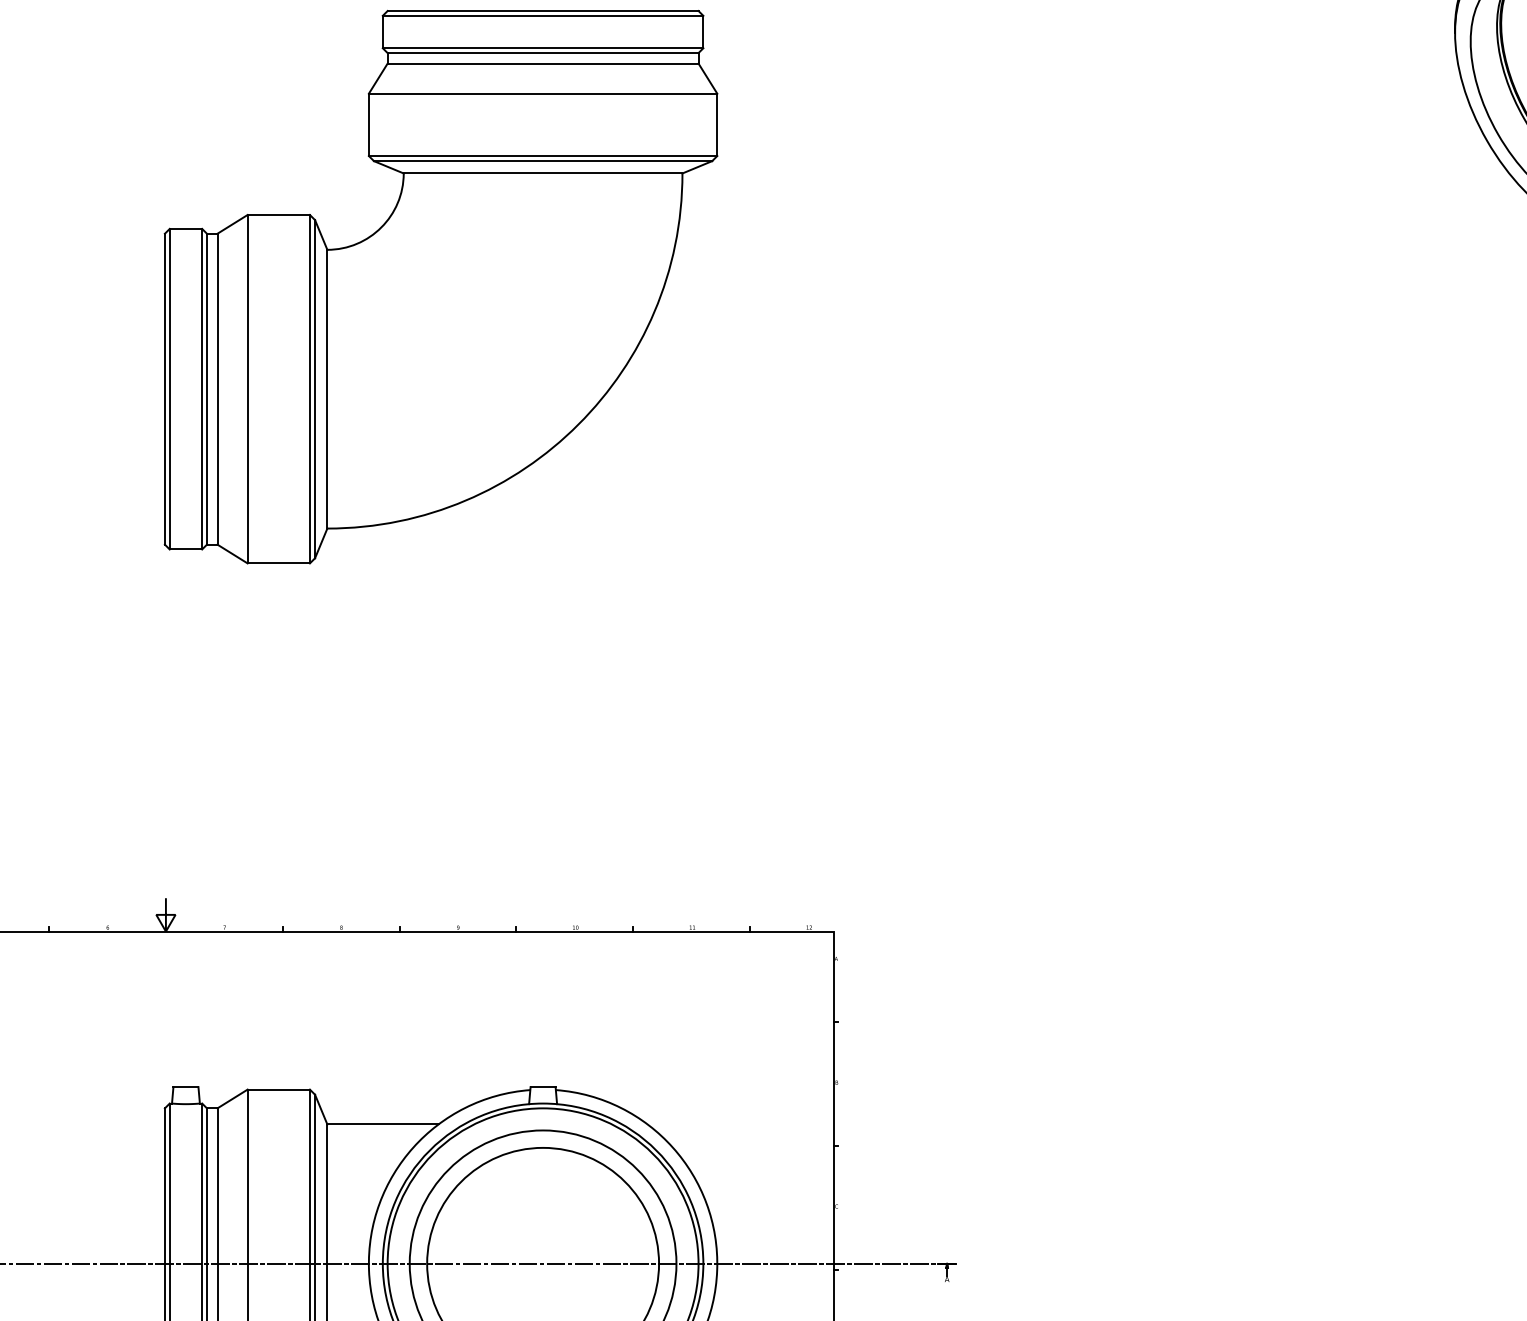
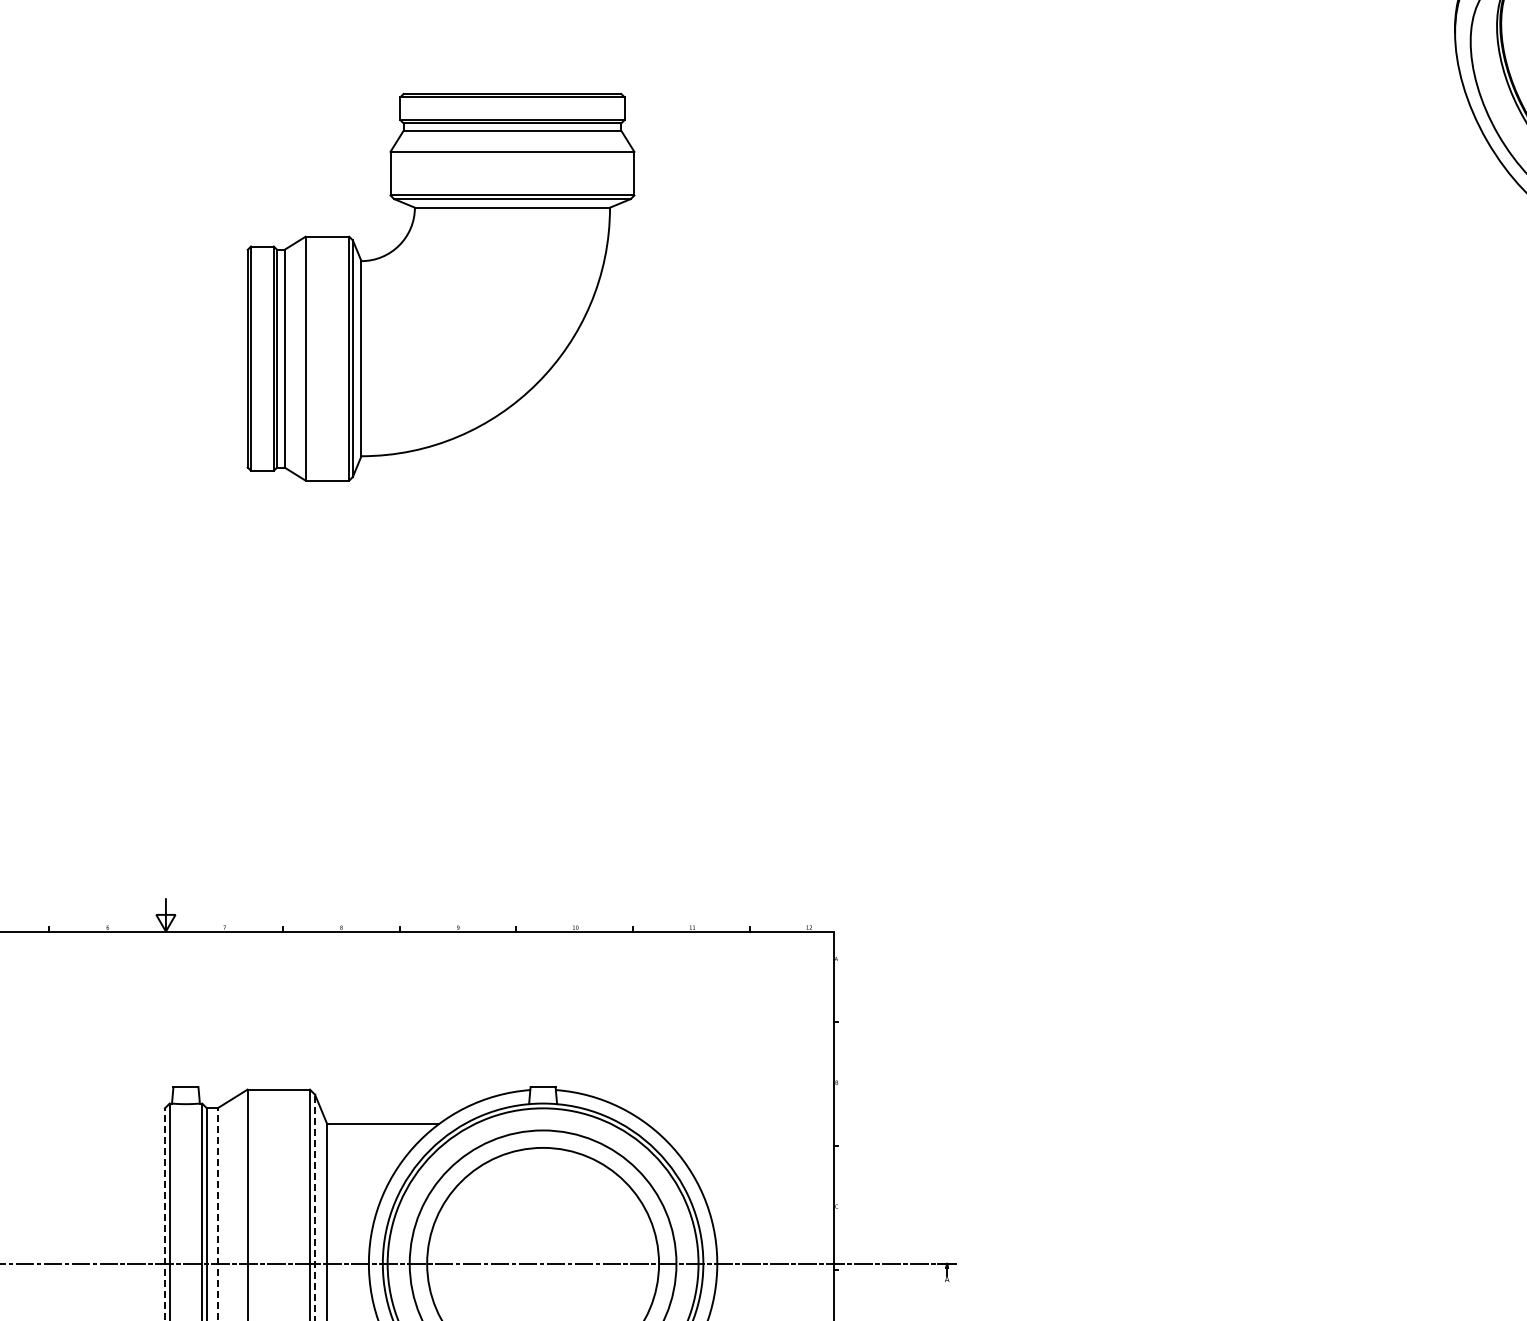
part size: 556x555 px -> 390x390 px (440, 286)
line: solid -> dashed (315, 1207)
line: solid -> dashed (164, 1214)
line: solid -> dashed (217, 1214)
